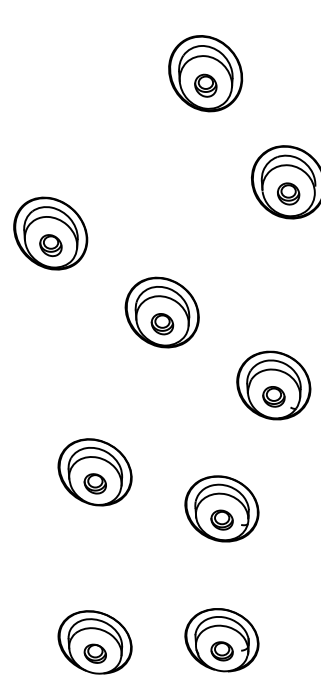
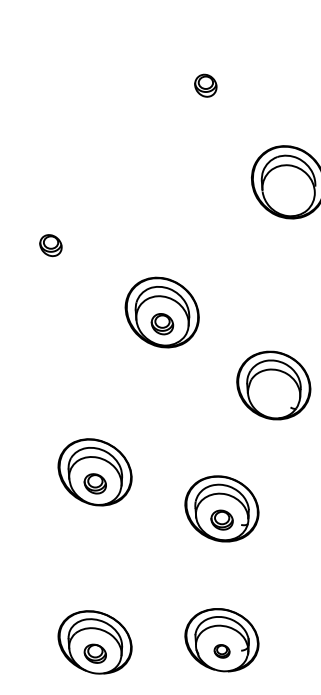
part: present -> none (205, 73)
part: present -> none (288, 193)
part: present -> none (50, 233)
part: present -> none (273, 396)
part size: 24x21 px -> 18x15 px (221, 651)
